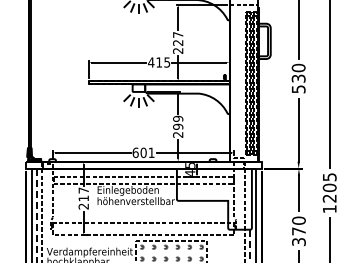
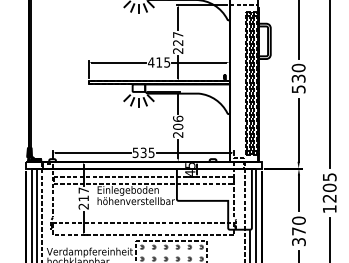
text: 299 -> 206 (178, 122)
text: 601 -> 535 (143, 152)
line: dashed -> solid (37, 233)
